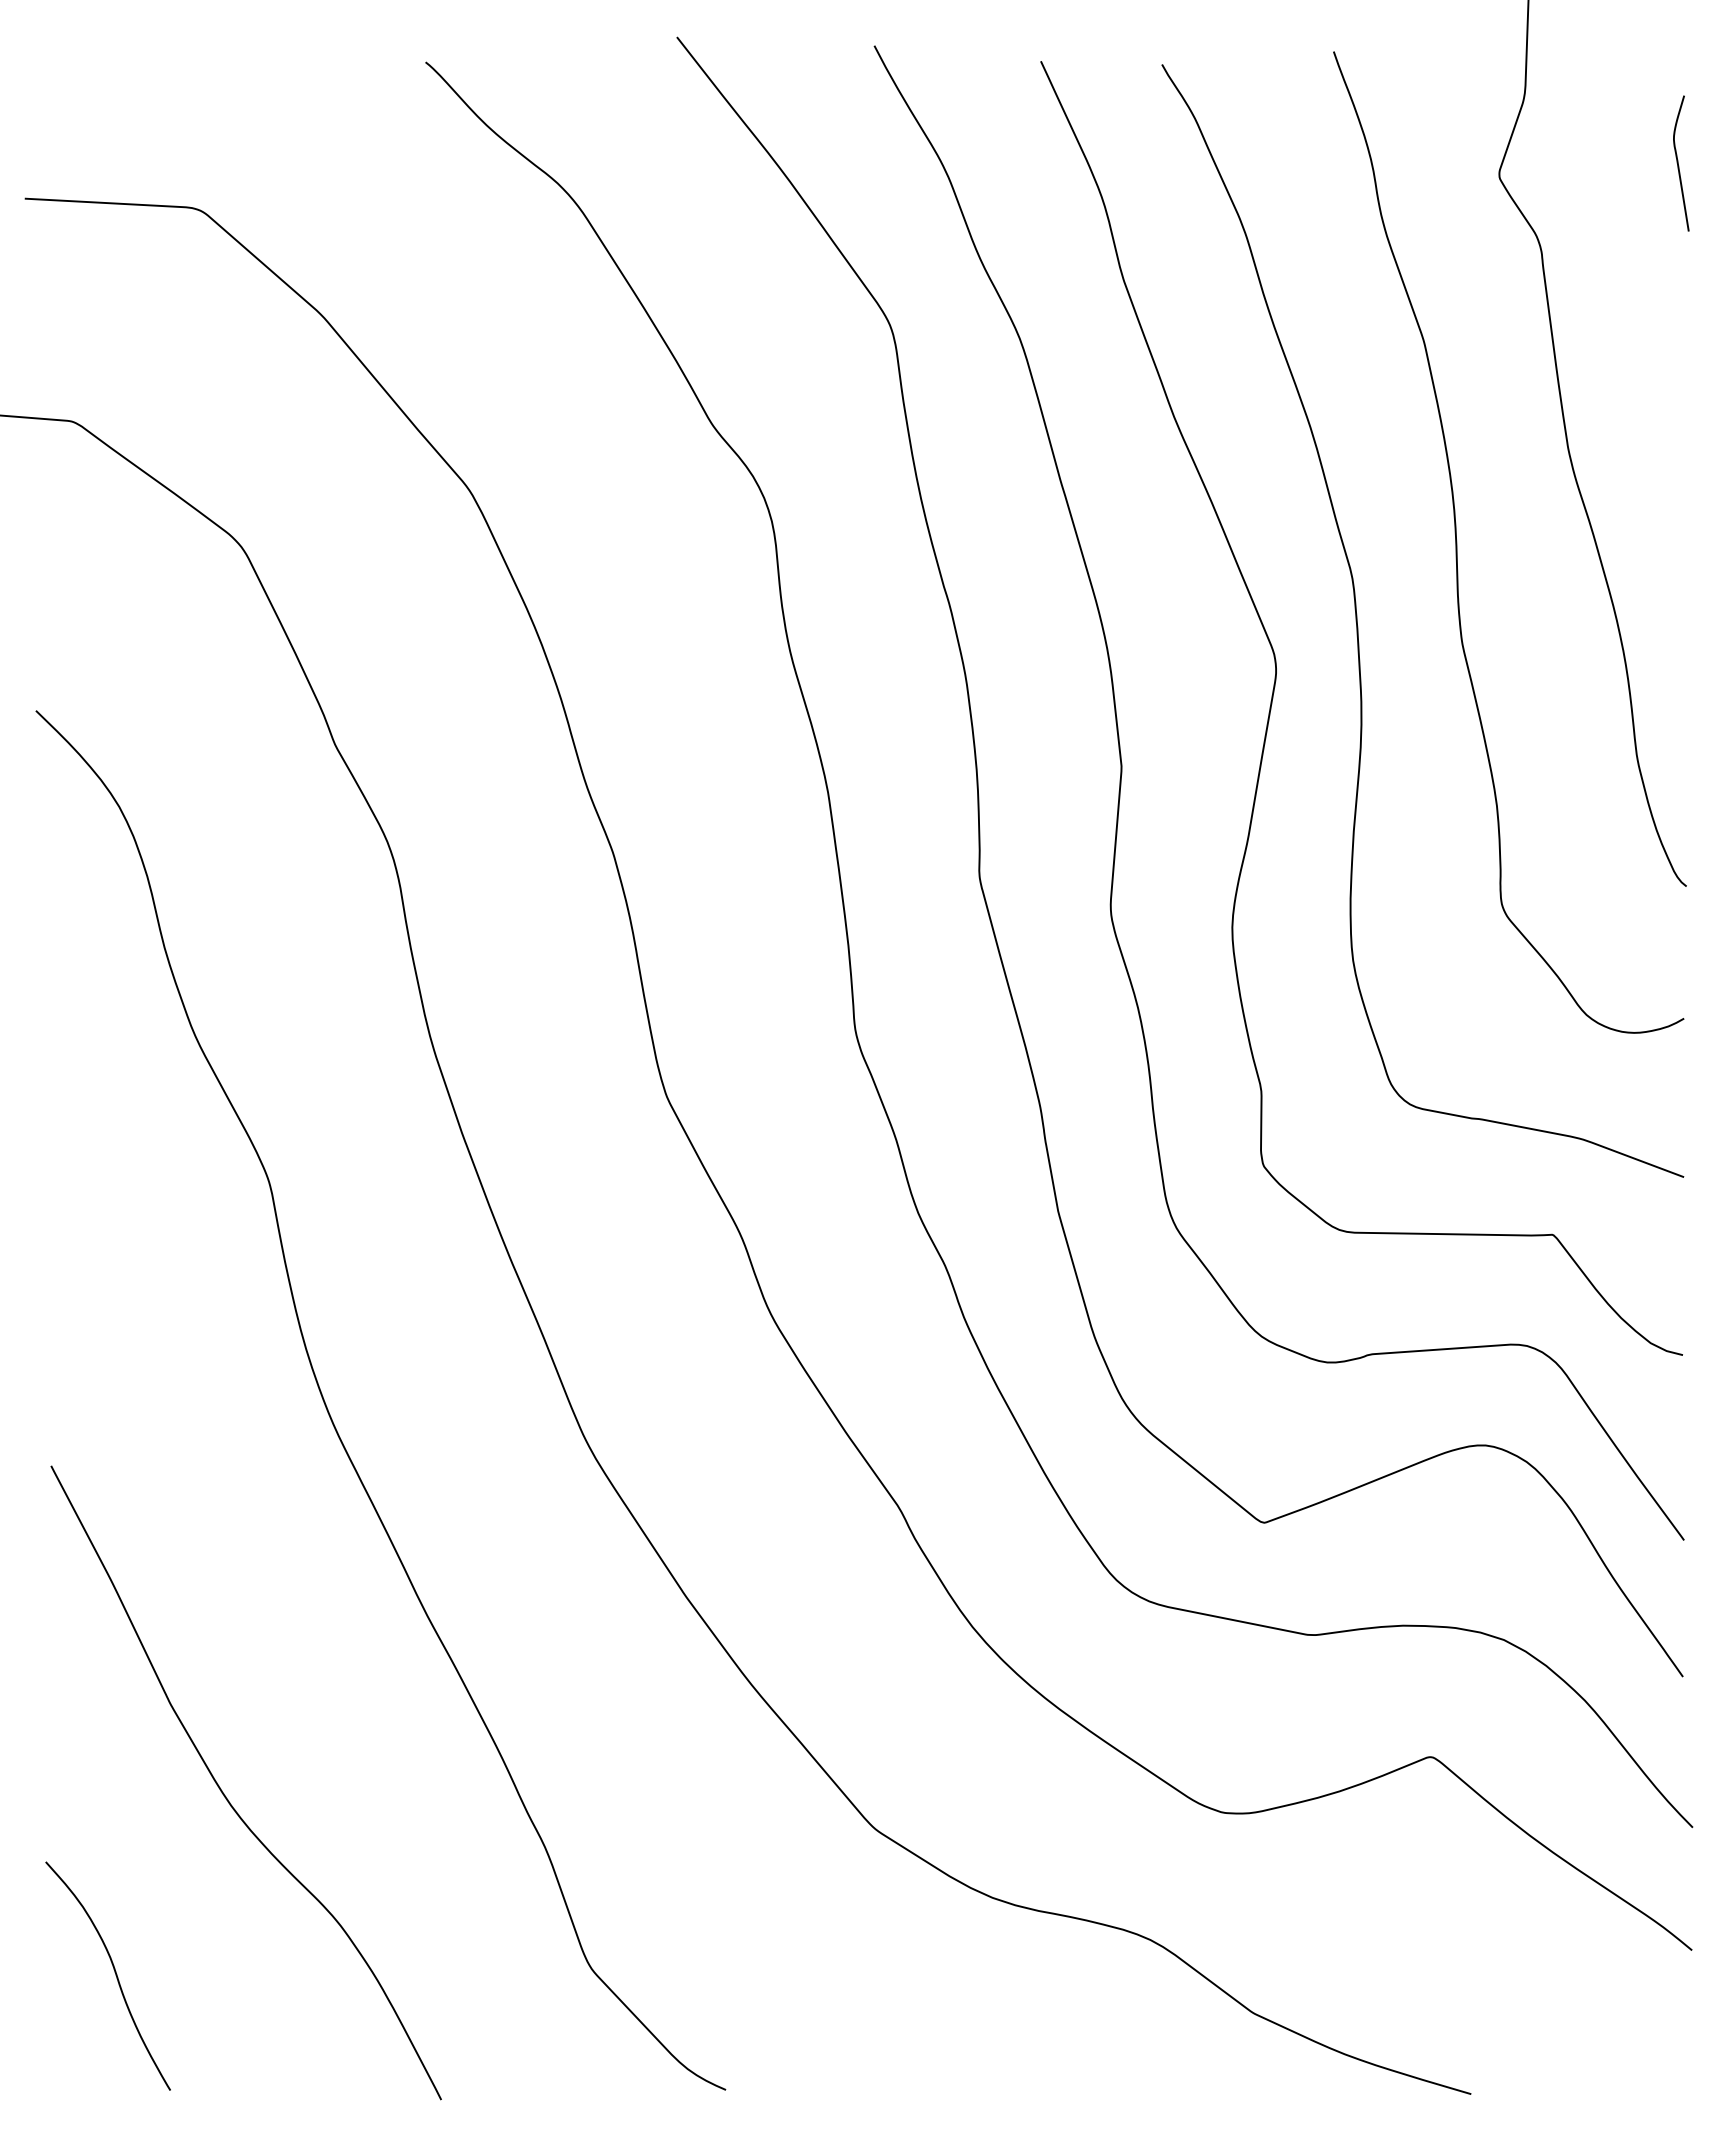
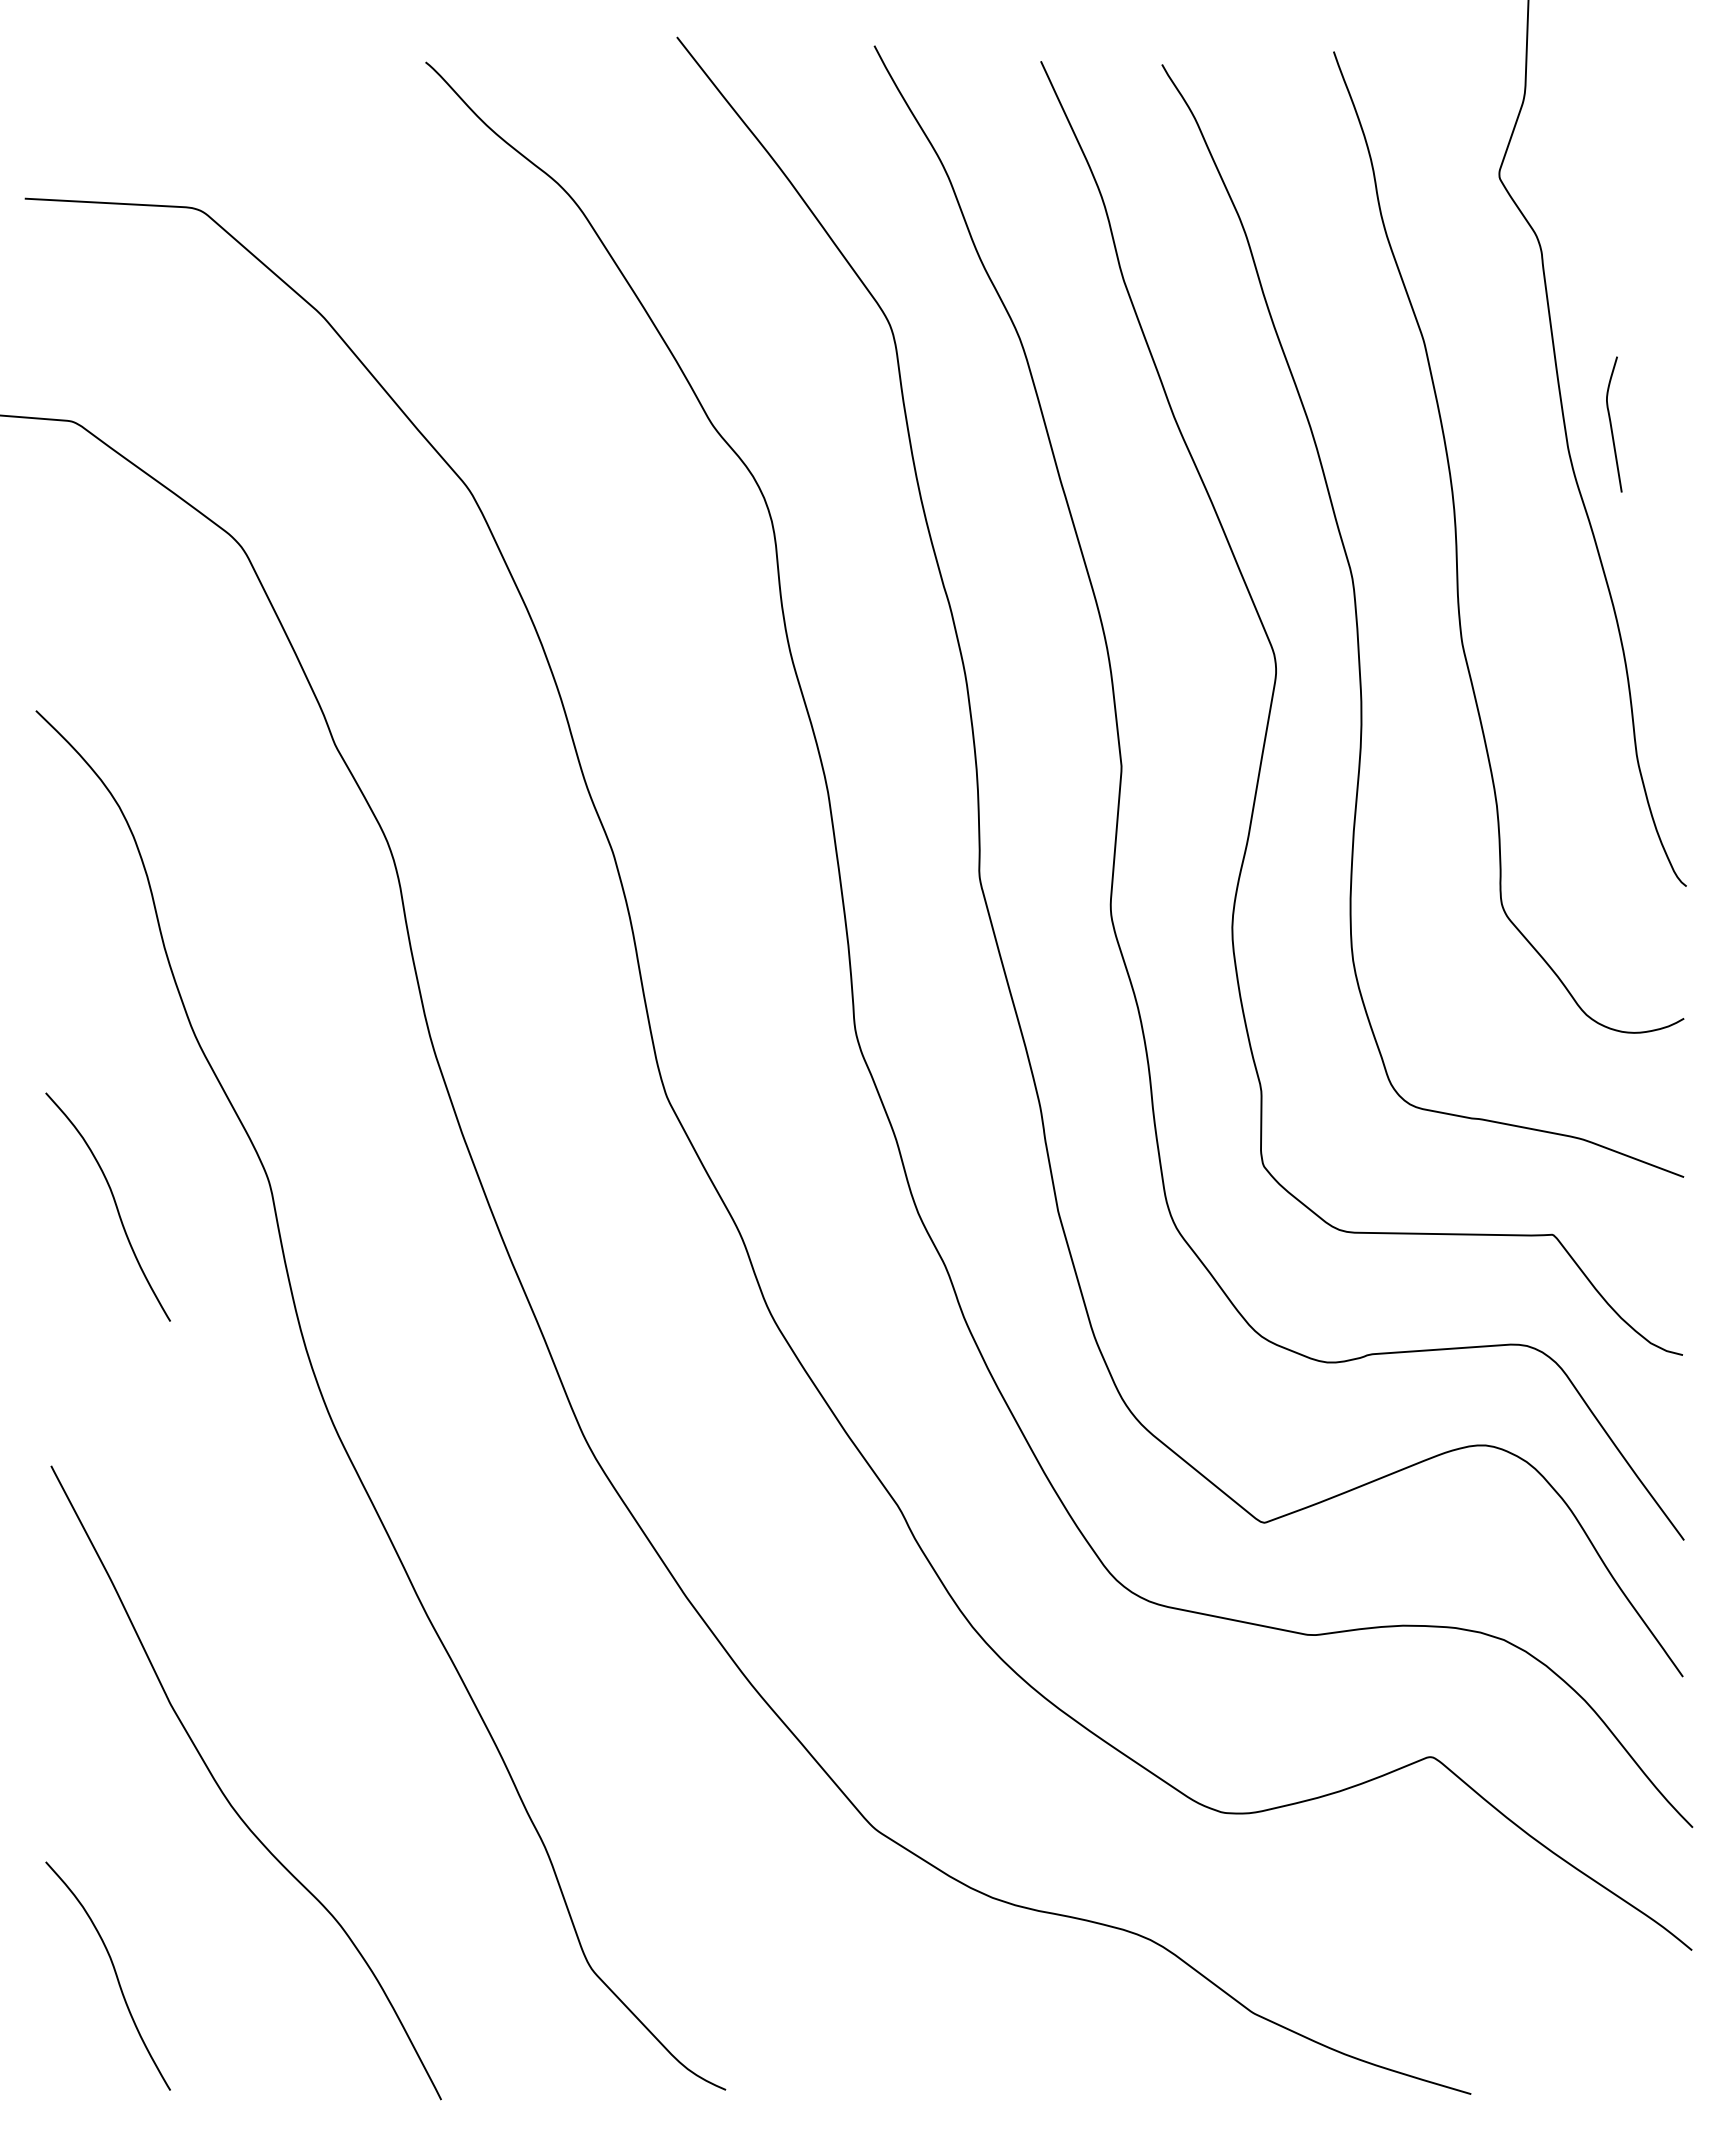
curve position: (1678, 163) -> (1611, 424) (1611, 424)
curve: none -> present (114, 1203)
